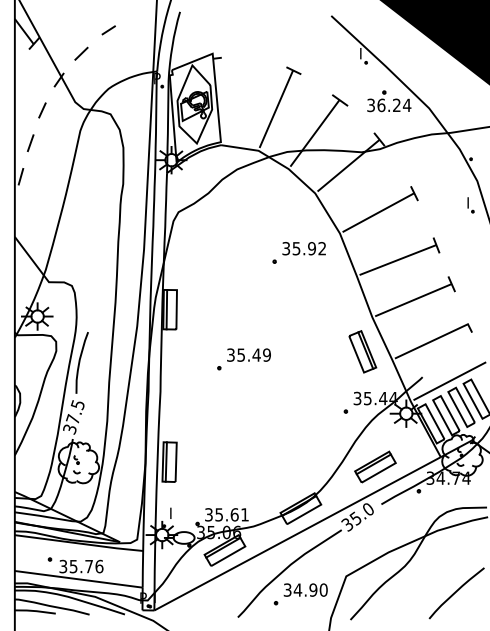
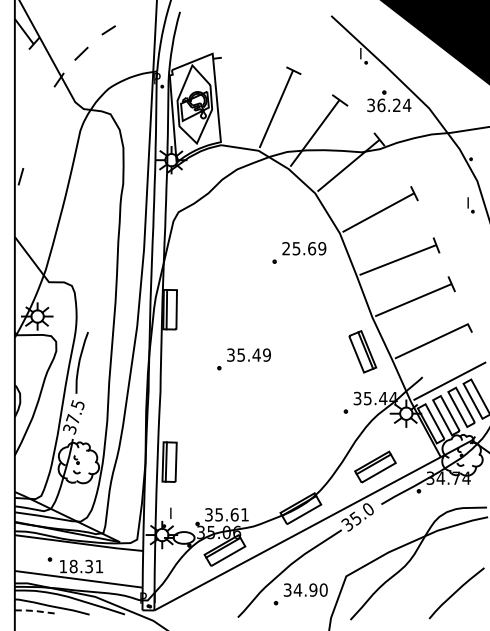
line: present -> none (42, 110)
line: present -> none (30, 142)
text: 35.92 -> 25.69 (304, 248)
text: 35.76 -> 18.31 (81, 566)
line: solid -> dashed (35, 611)
